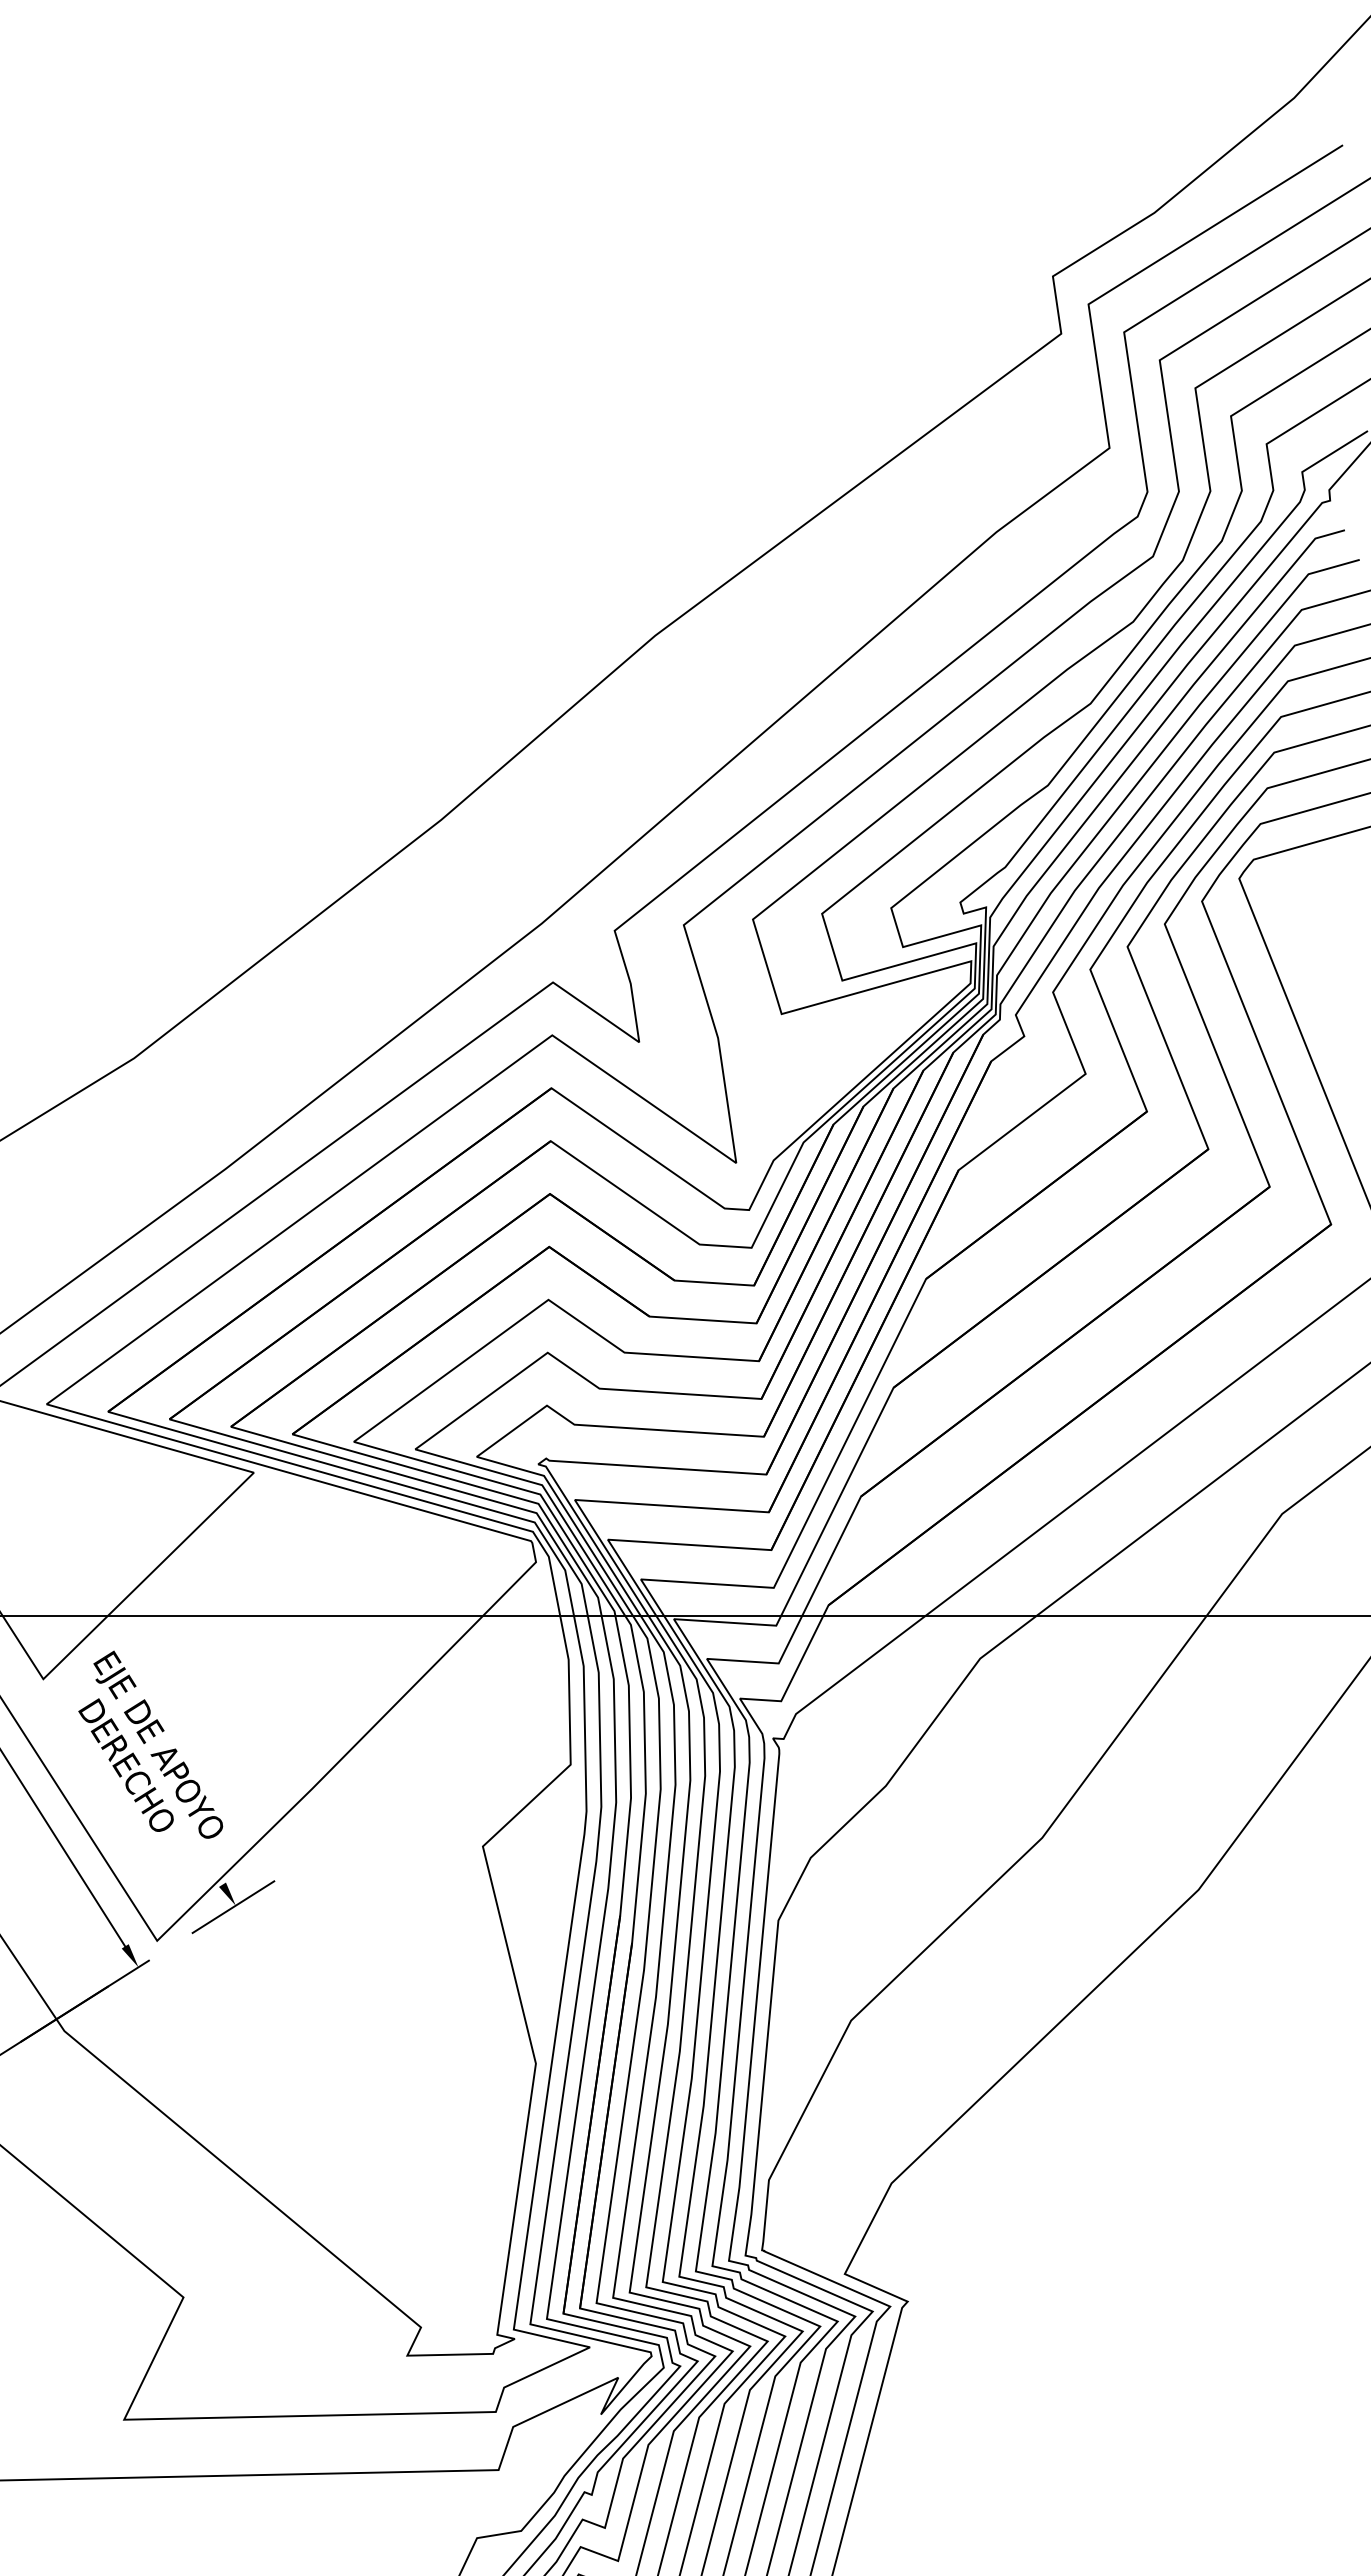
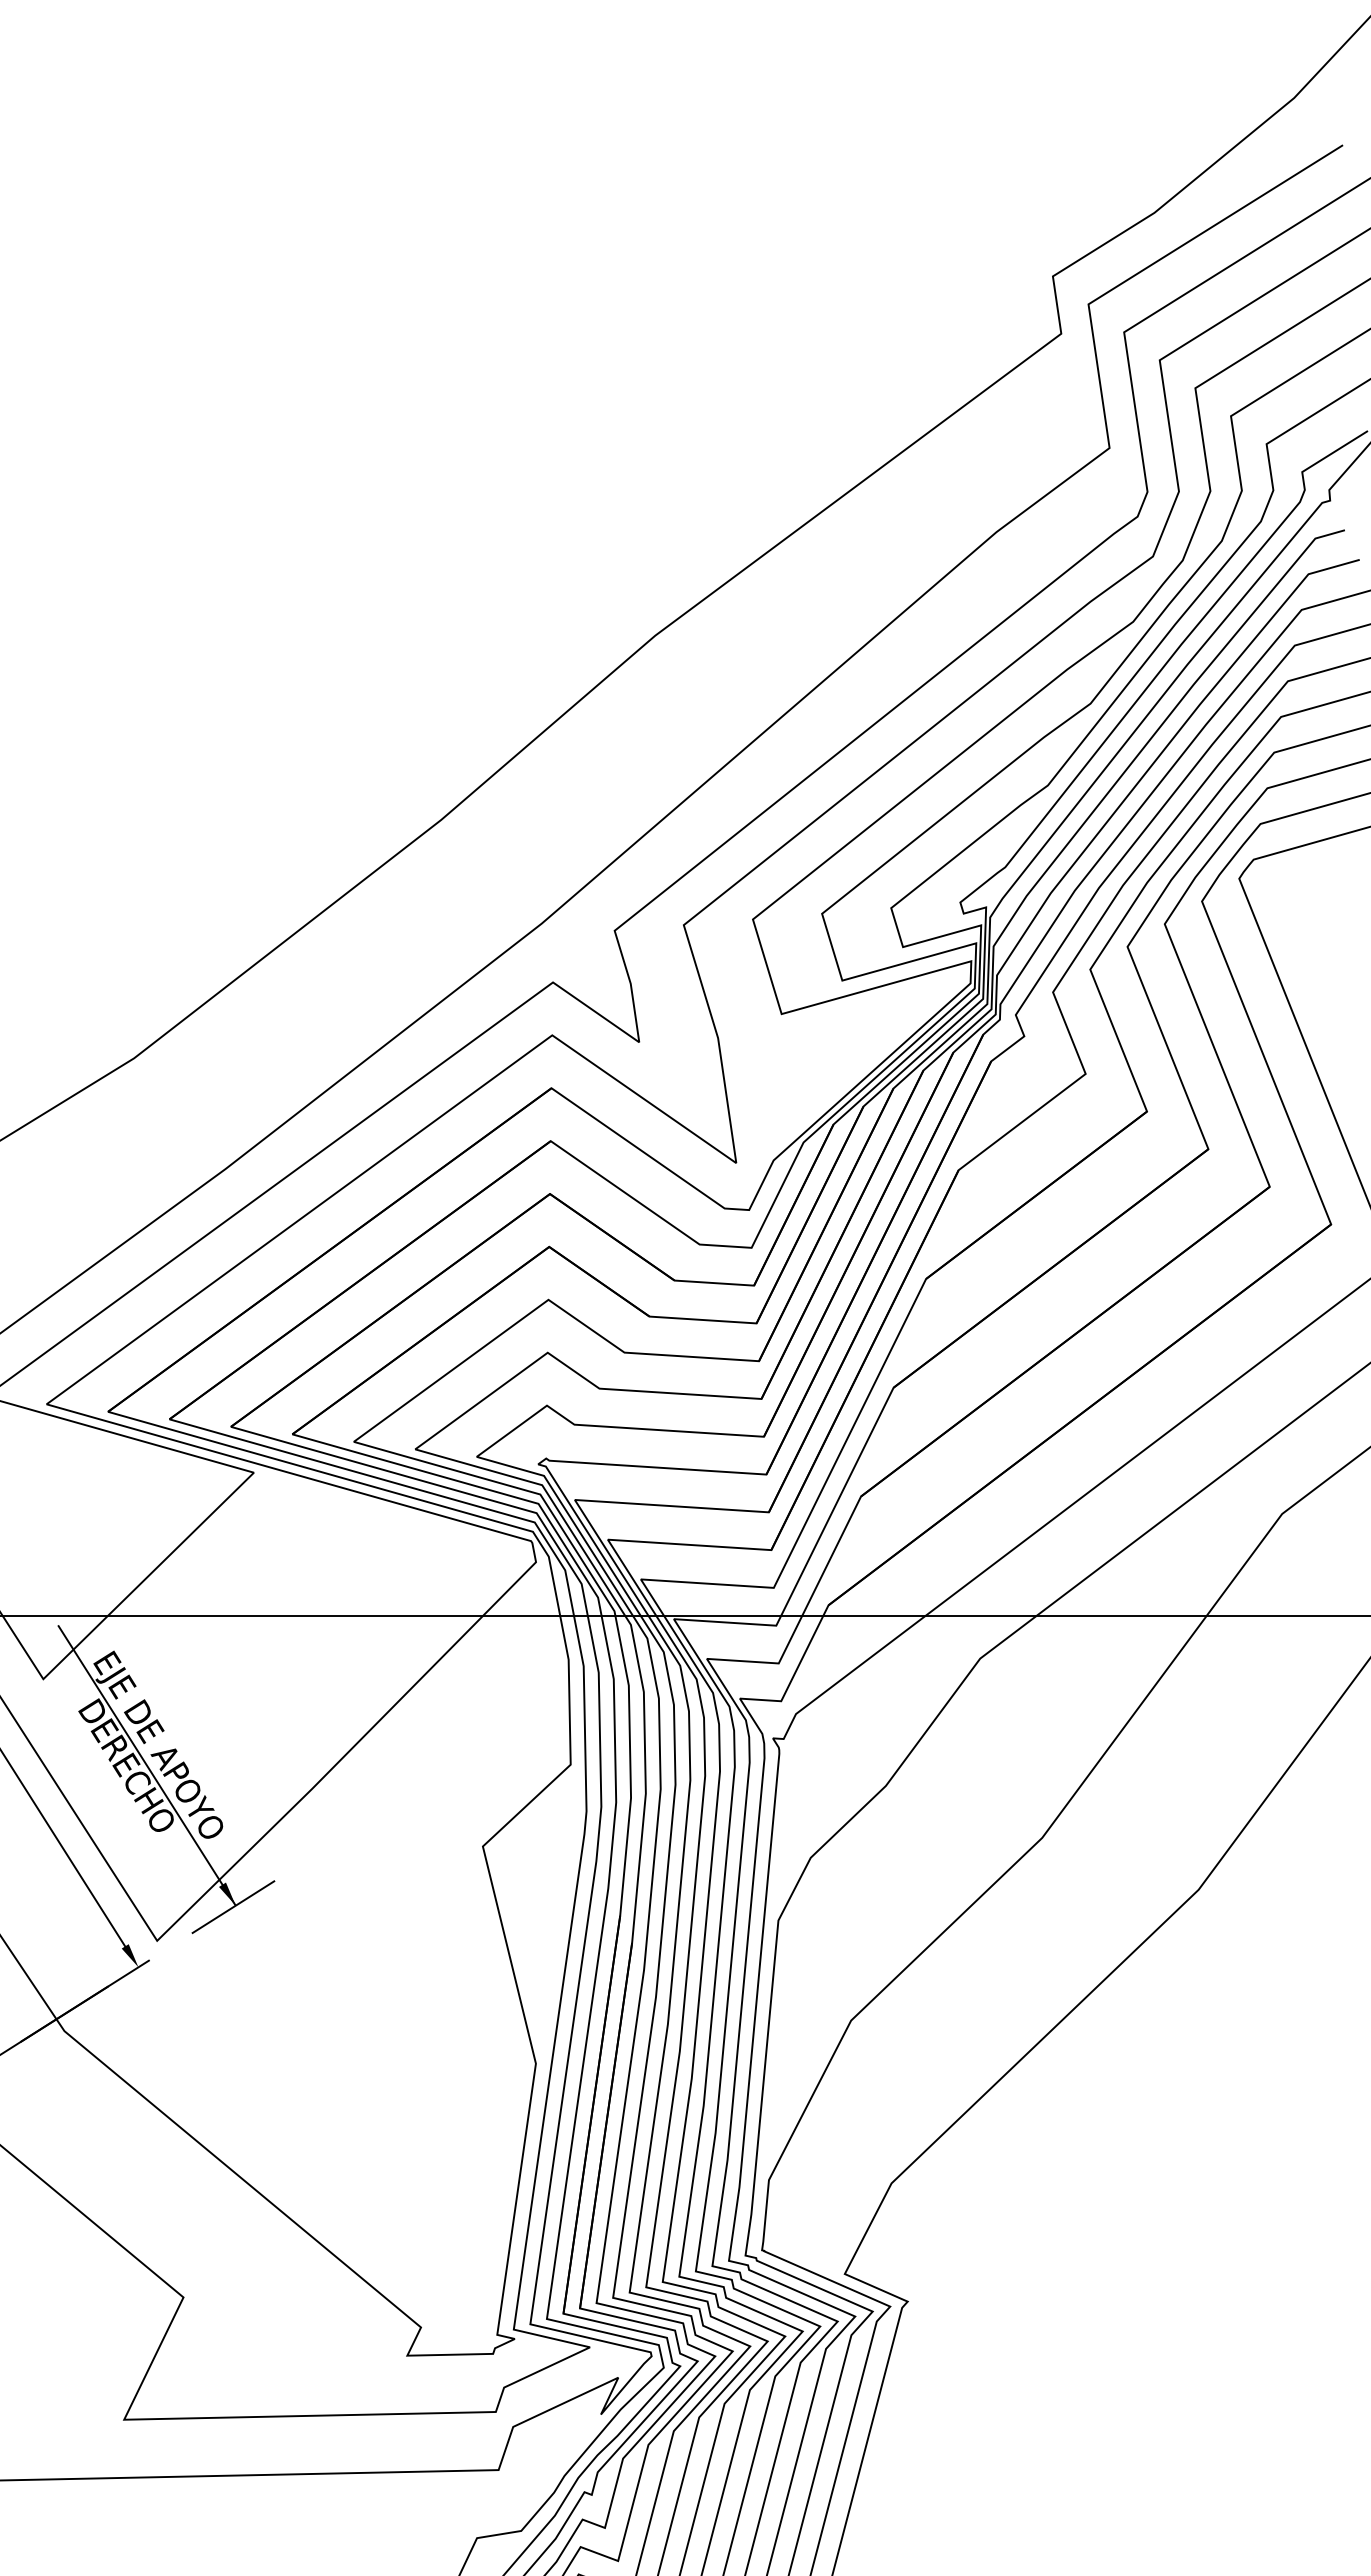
line: none -> present (146, 1765)
